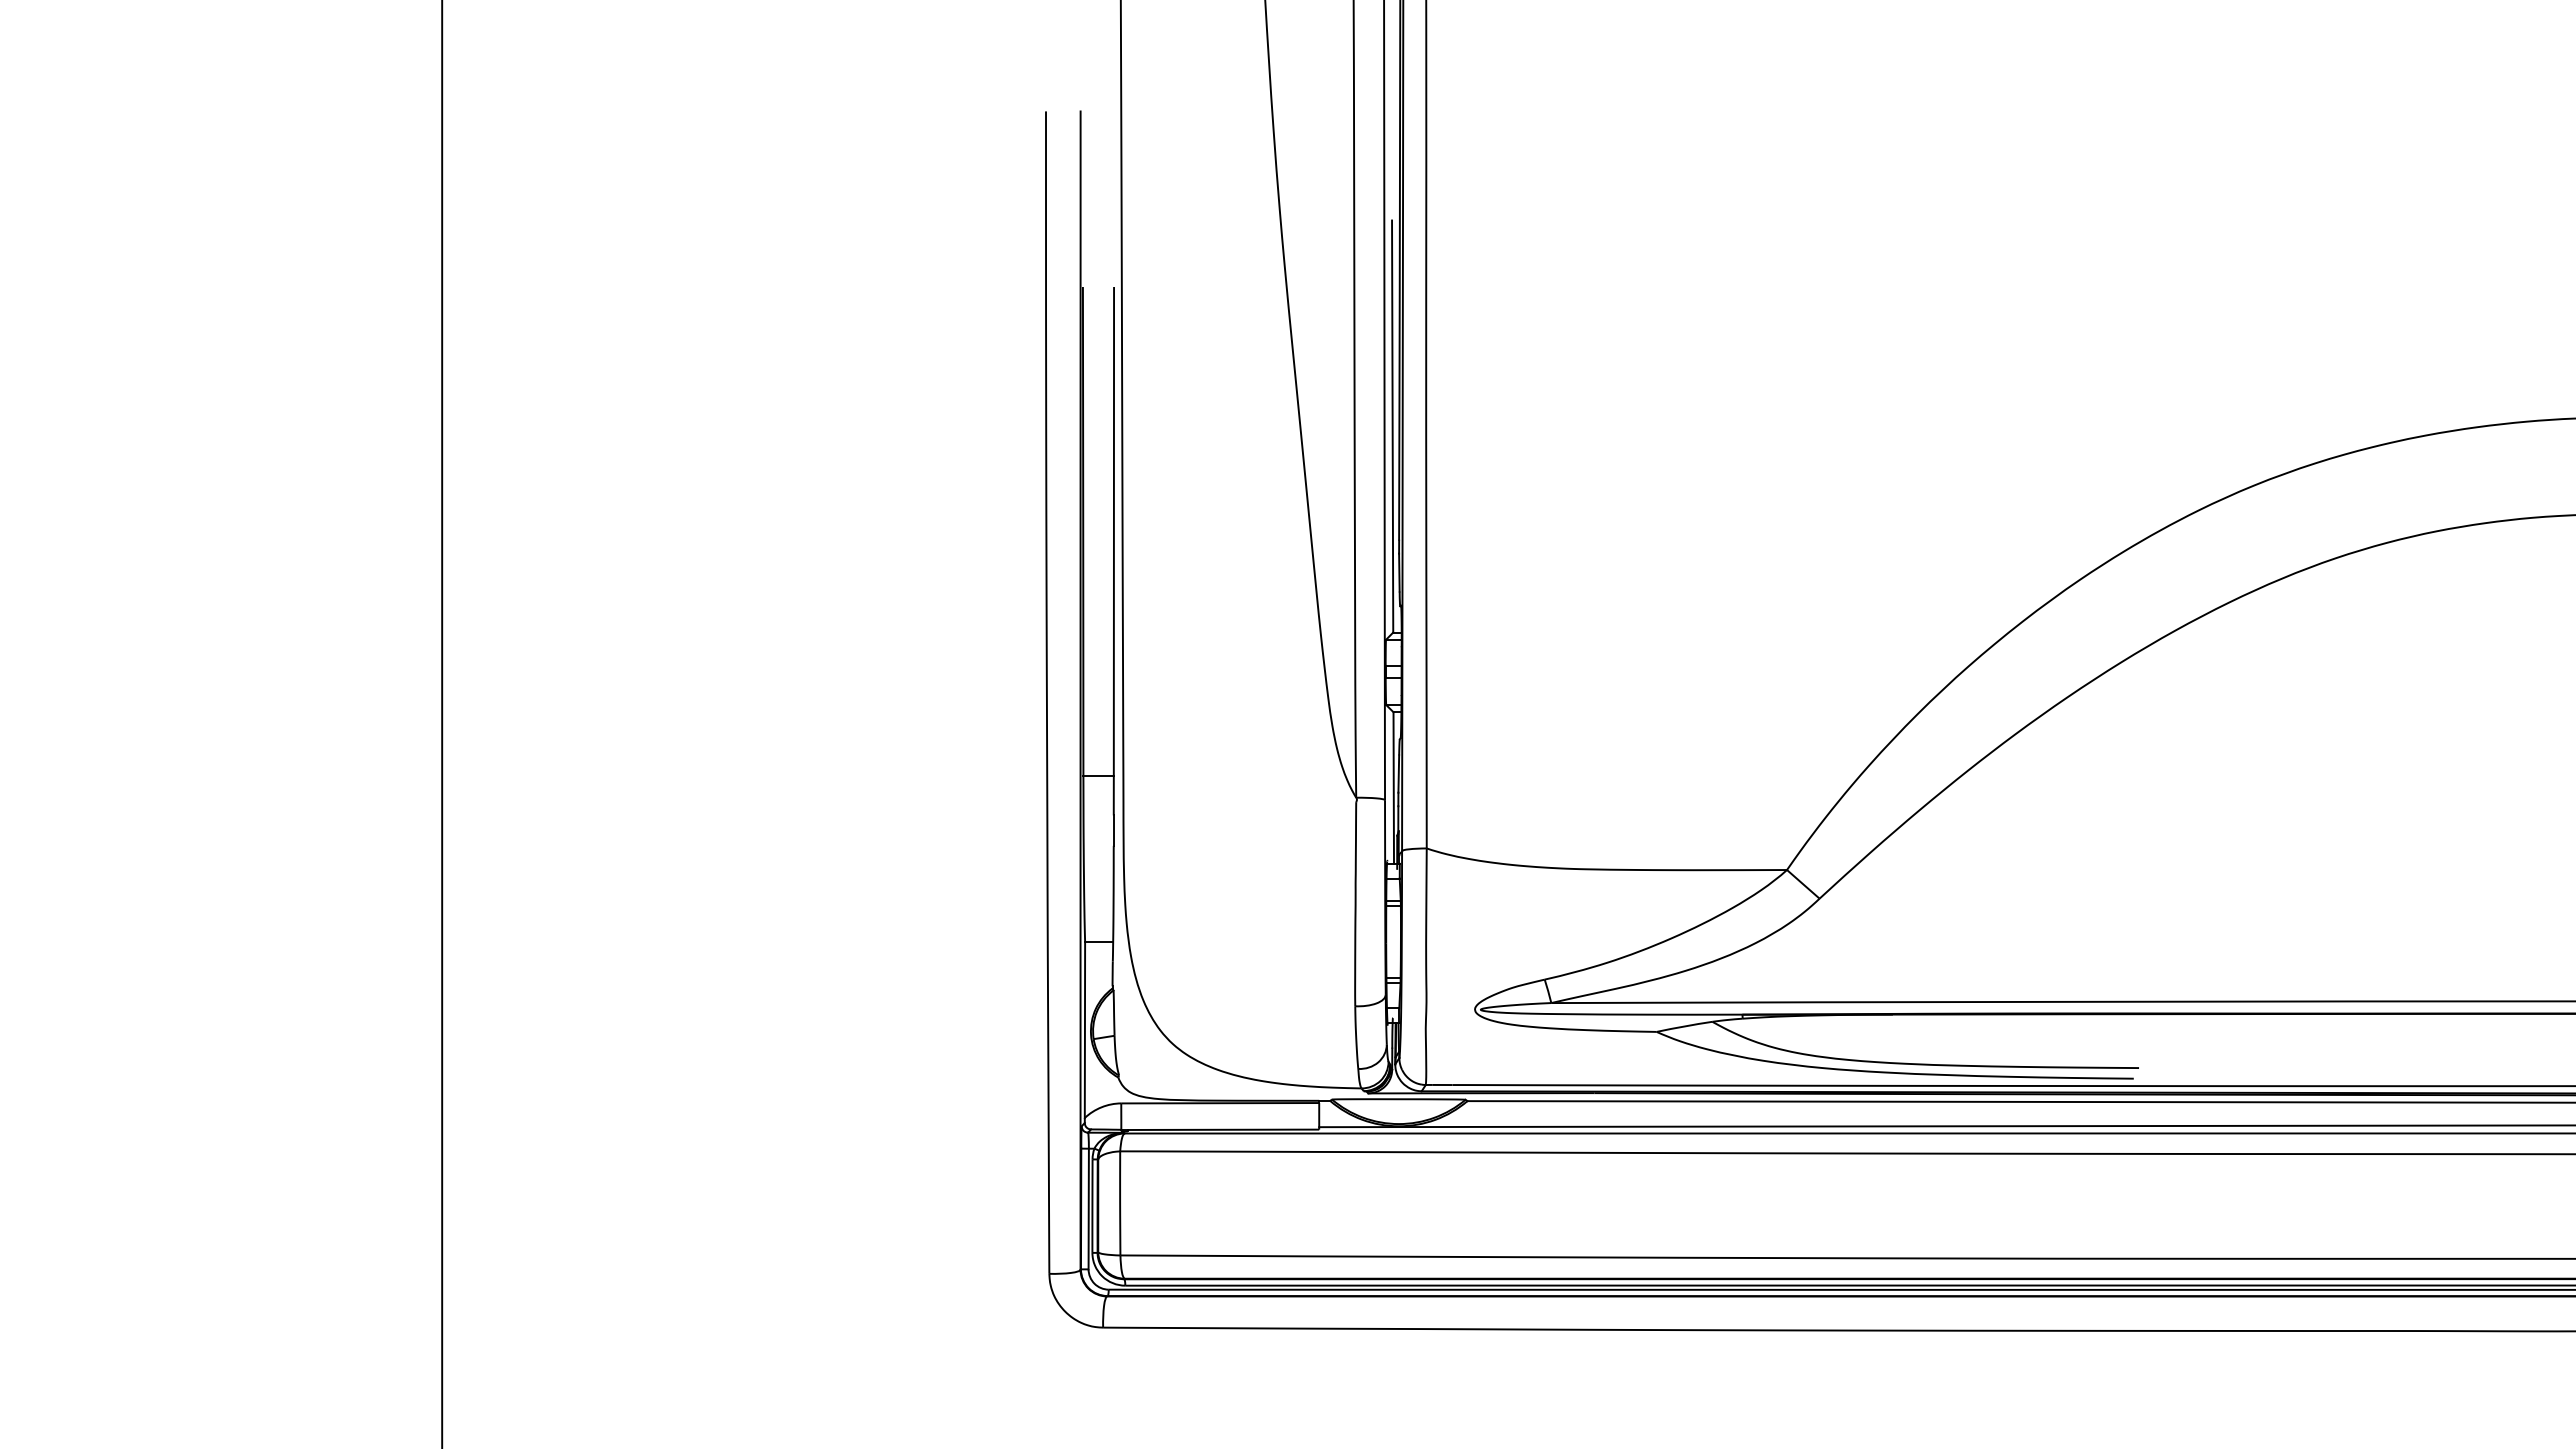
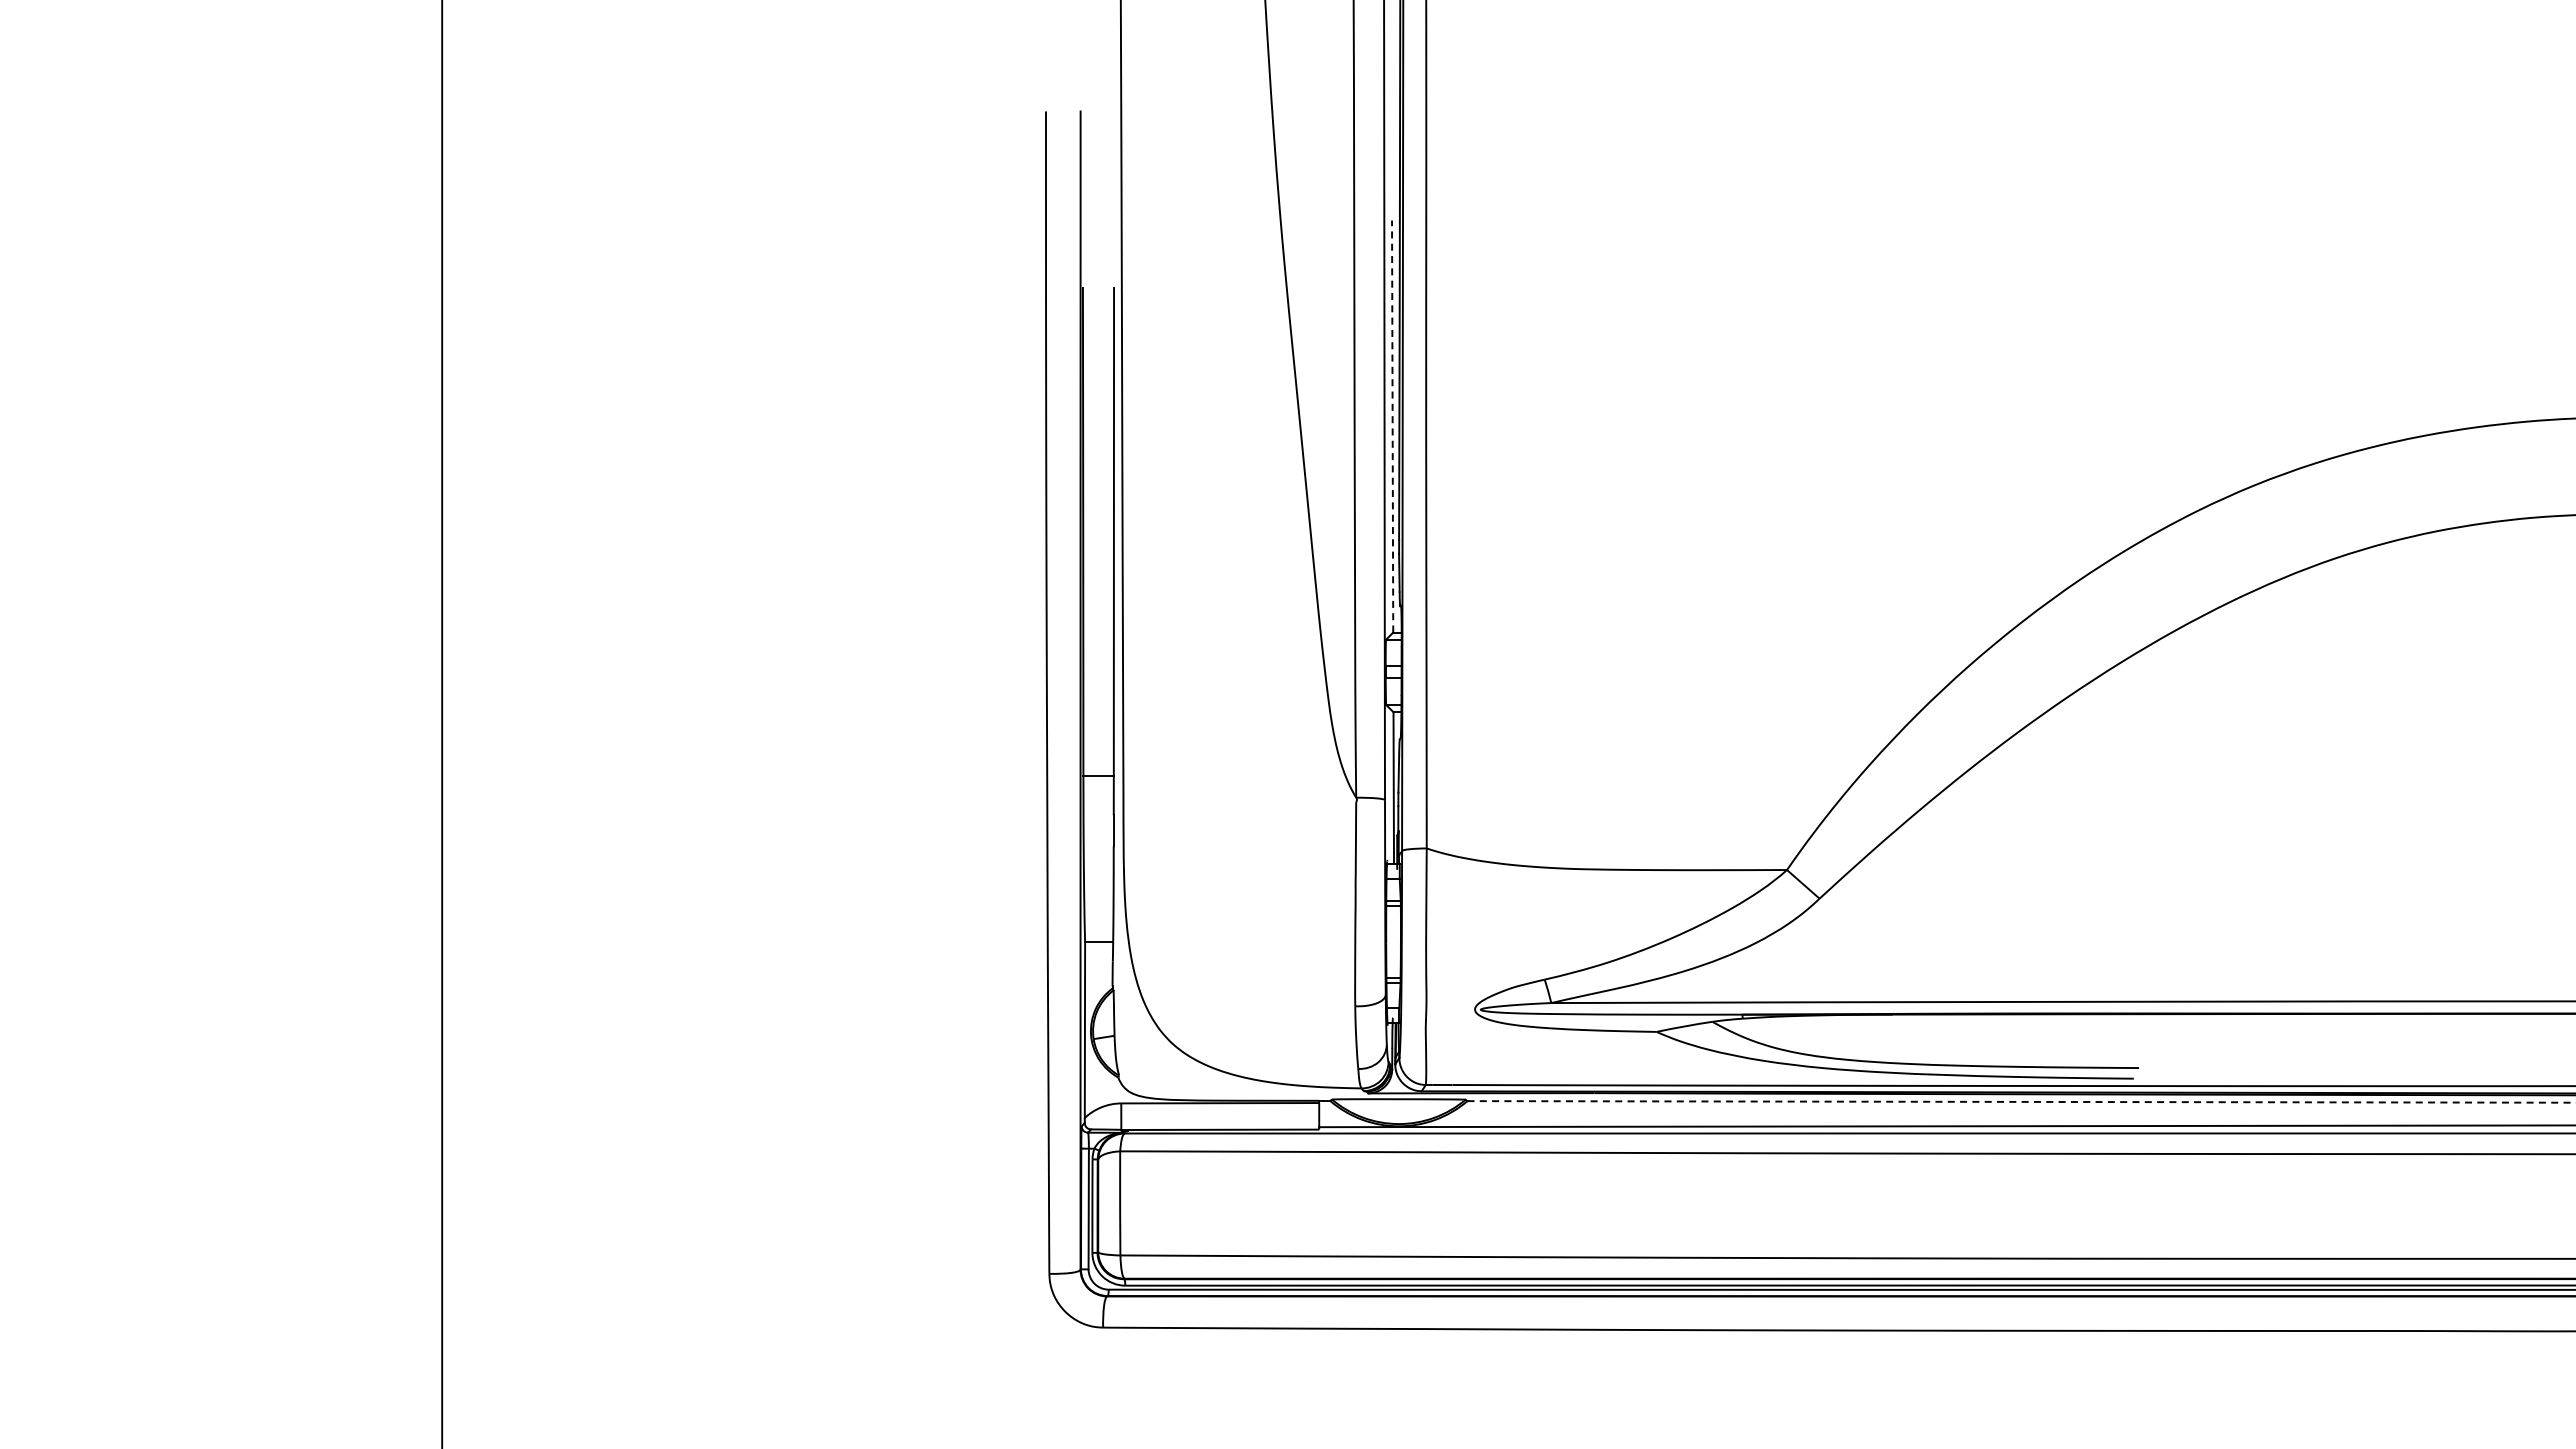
line: solid -> dashed (1392, 426)
line: solid -> dashed (2021, 1101)
